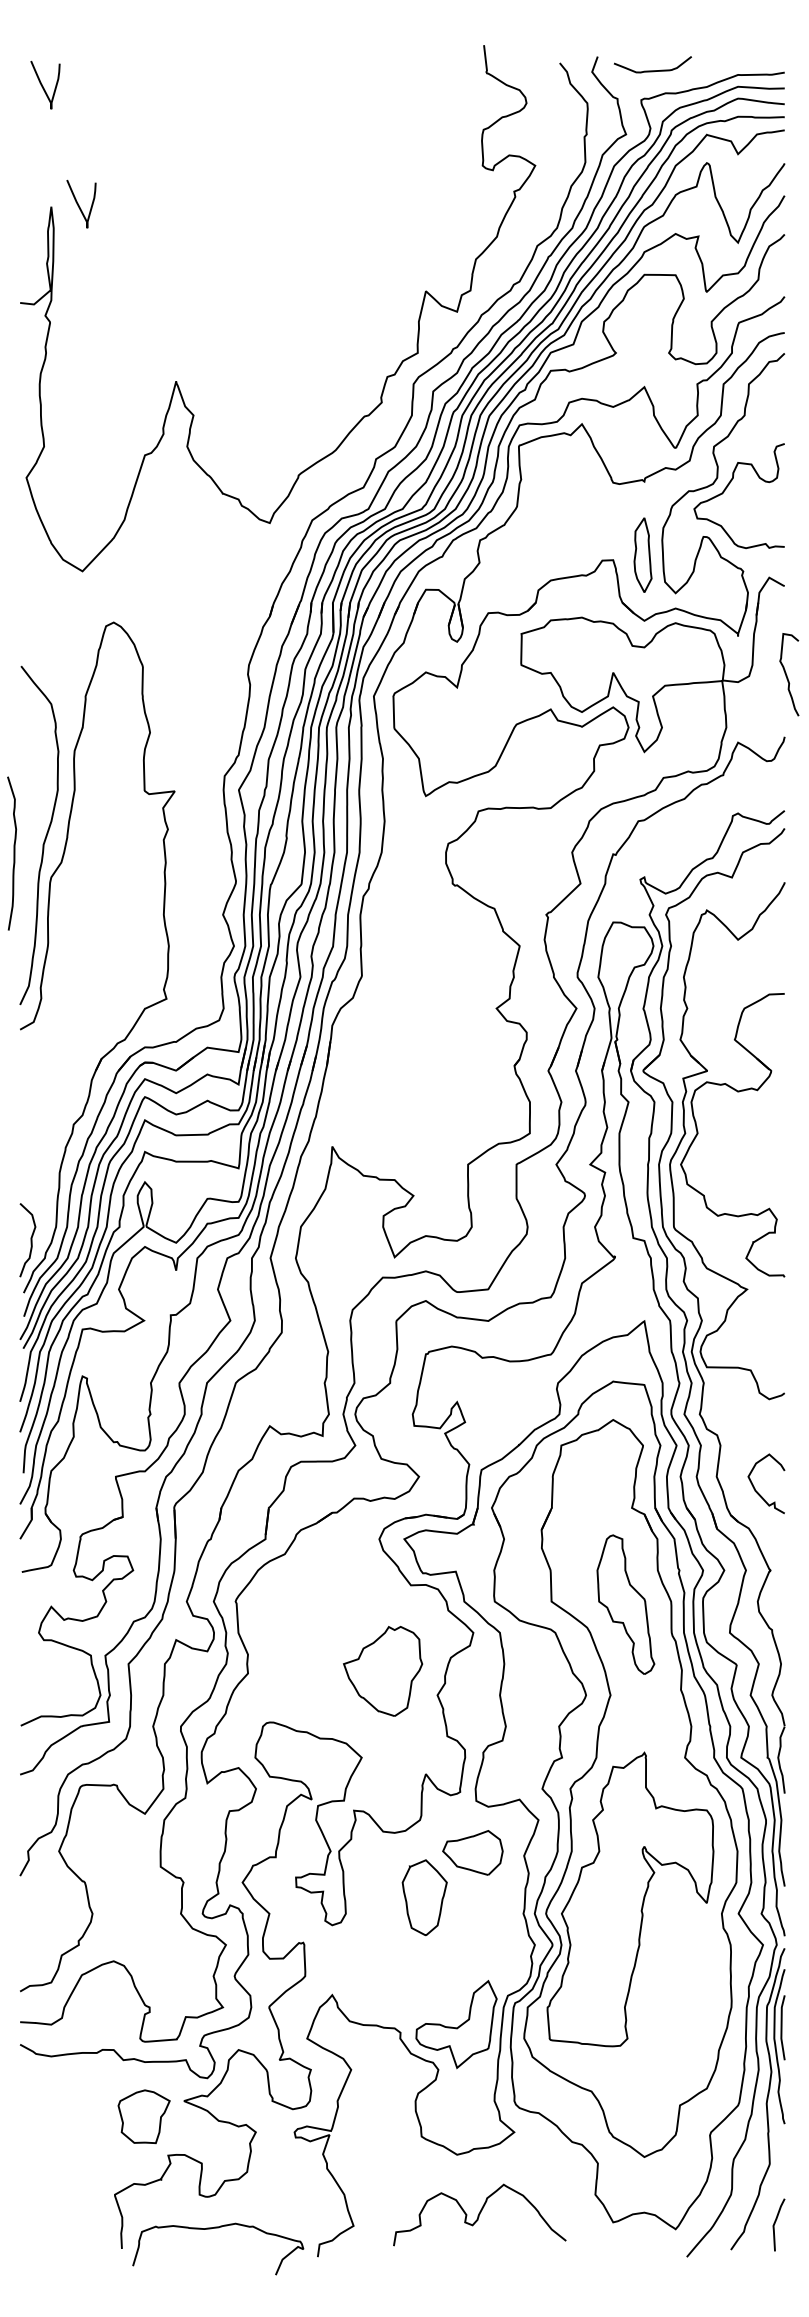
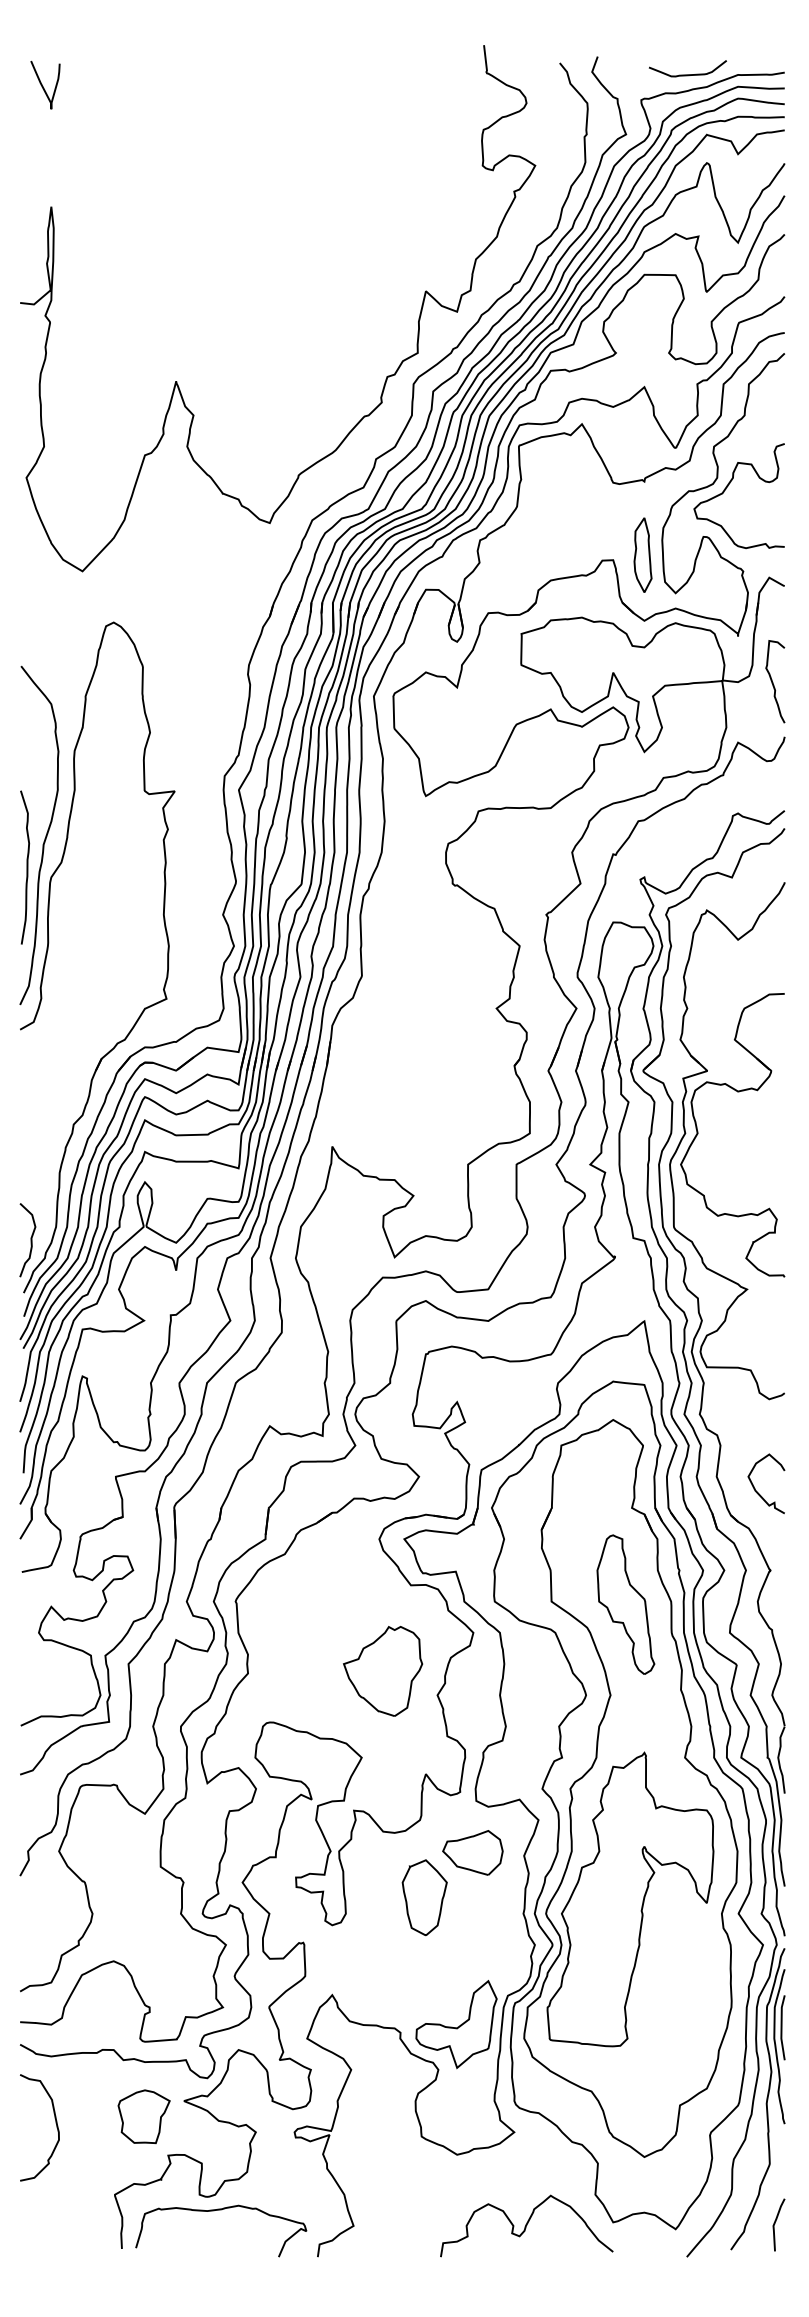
curve position: (652, 70) -> (687, 74) (687, 74)
curve: present -> none (79, 205)
curve position: (787, 675) -> (773, 682) (773, 682)
curve position: (13, 853) -> (26, 867) (26, 867)
curve: none -> present (55, 2123)
curve position: (479, 2214) -> (526, 2225) (526, 2225)
curve position: (218, 2228) -> (221, 2210) (221, 2210)
